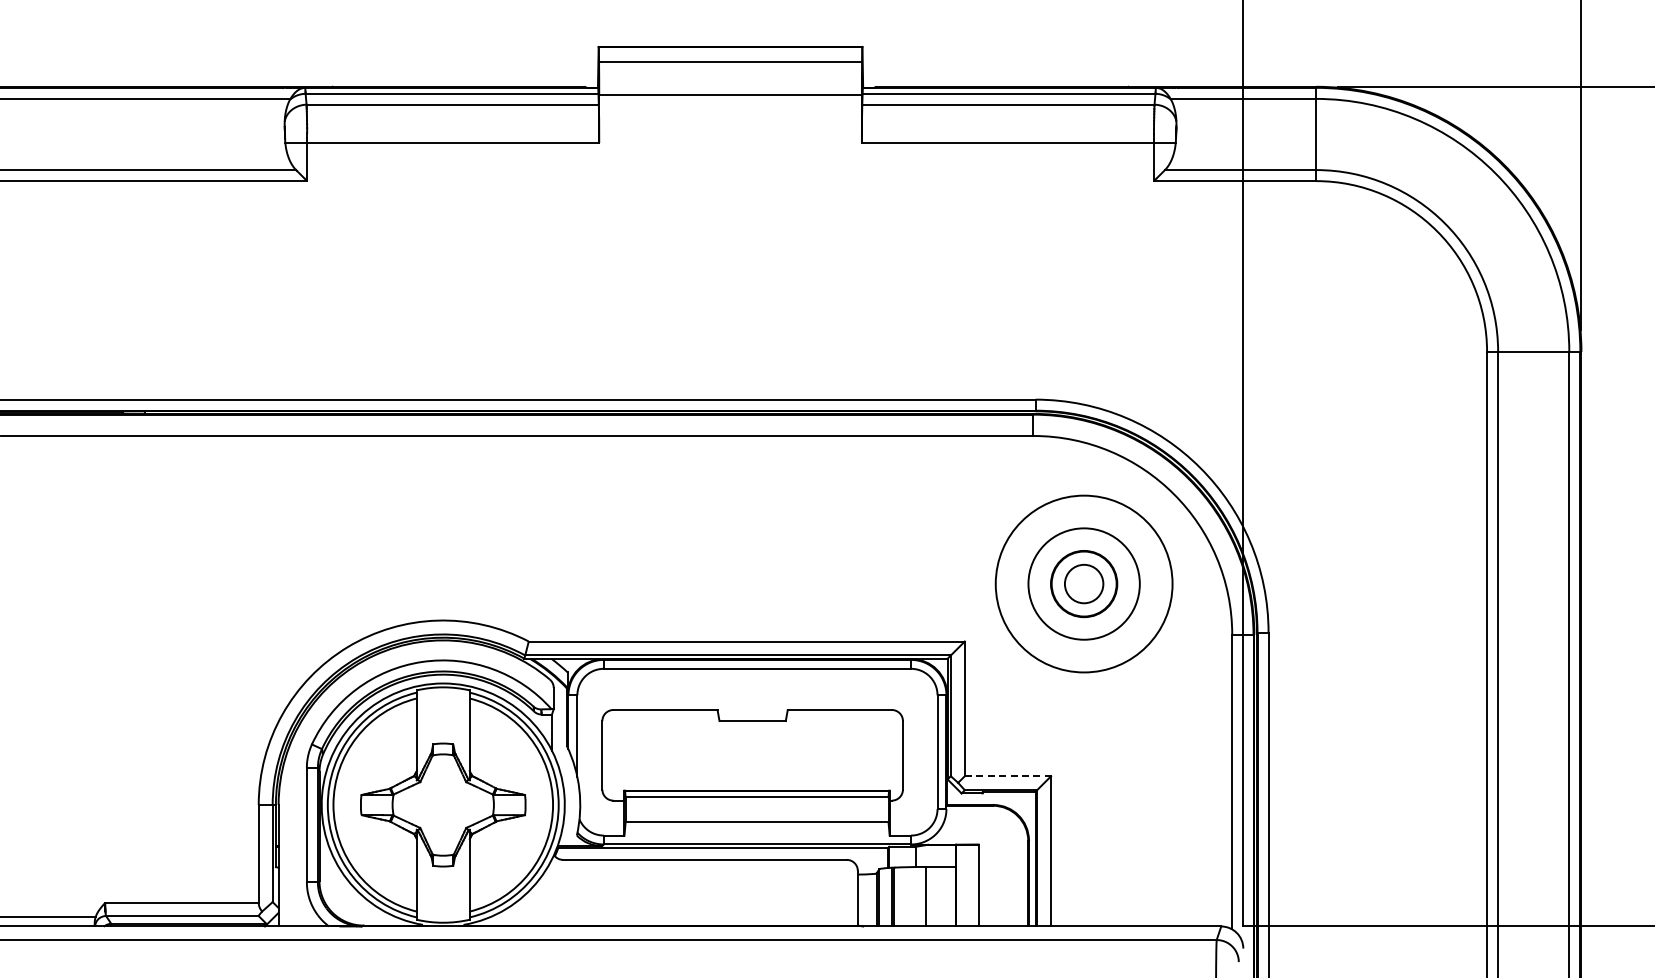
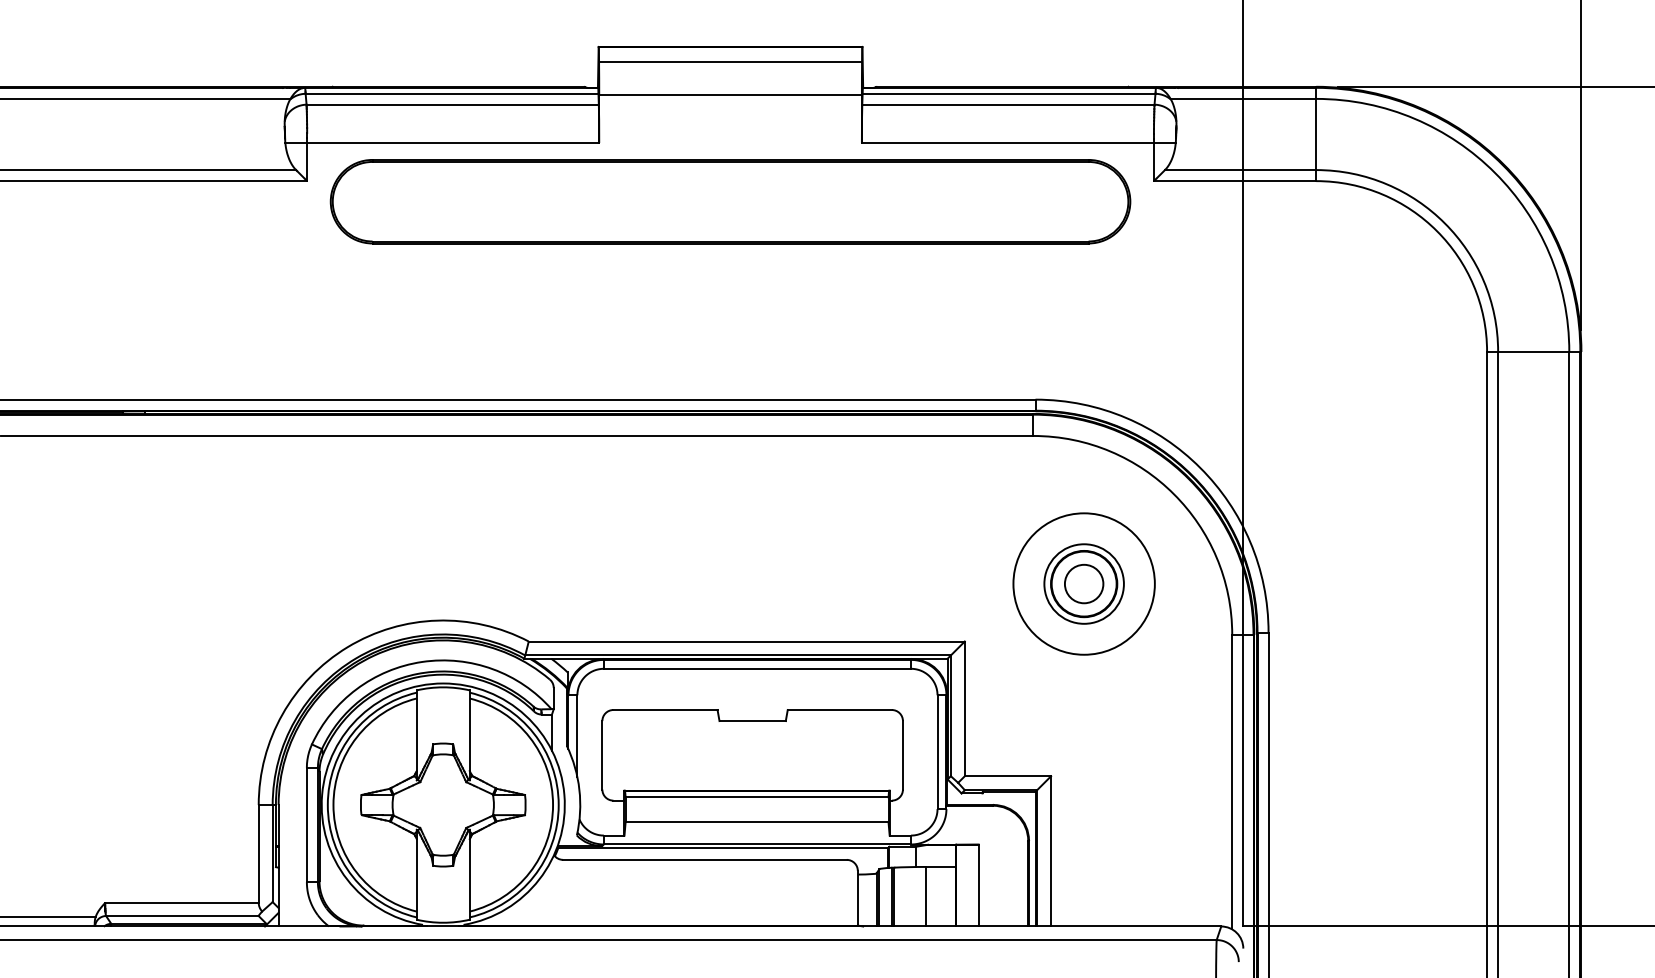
part: none -> present (730, 201)
circle diameter: 111 px -> 80 px (1083, 583)
circle diameter: 177 px -> 141 px (1083, 583)
line: dashed -> solid (1008, 776)
